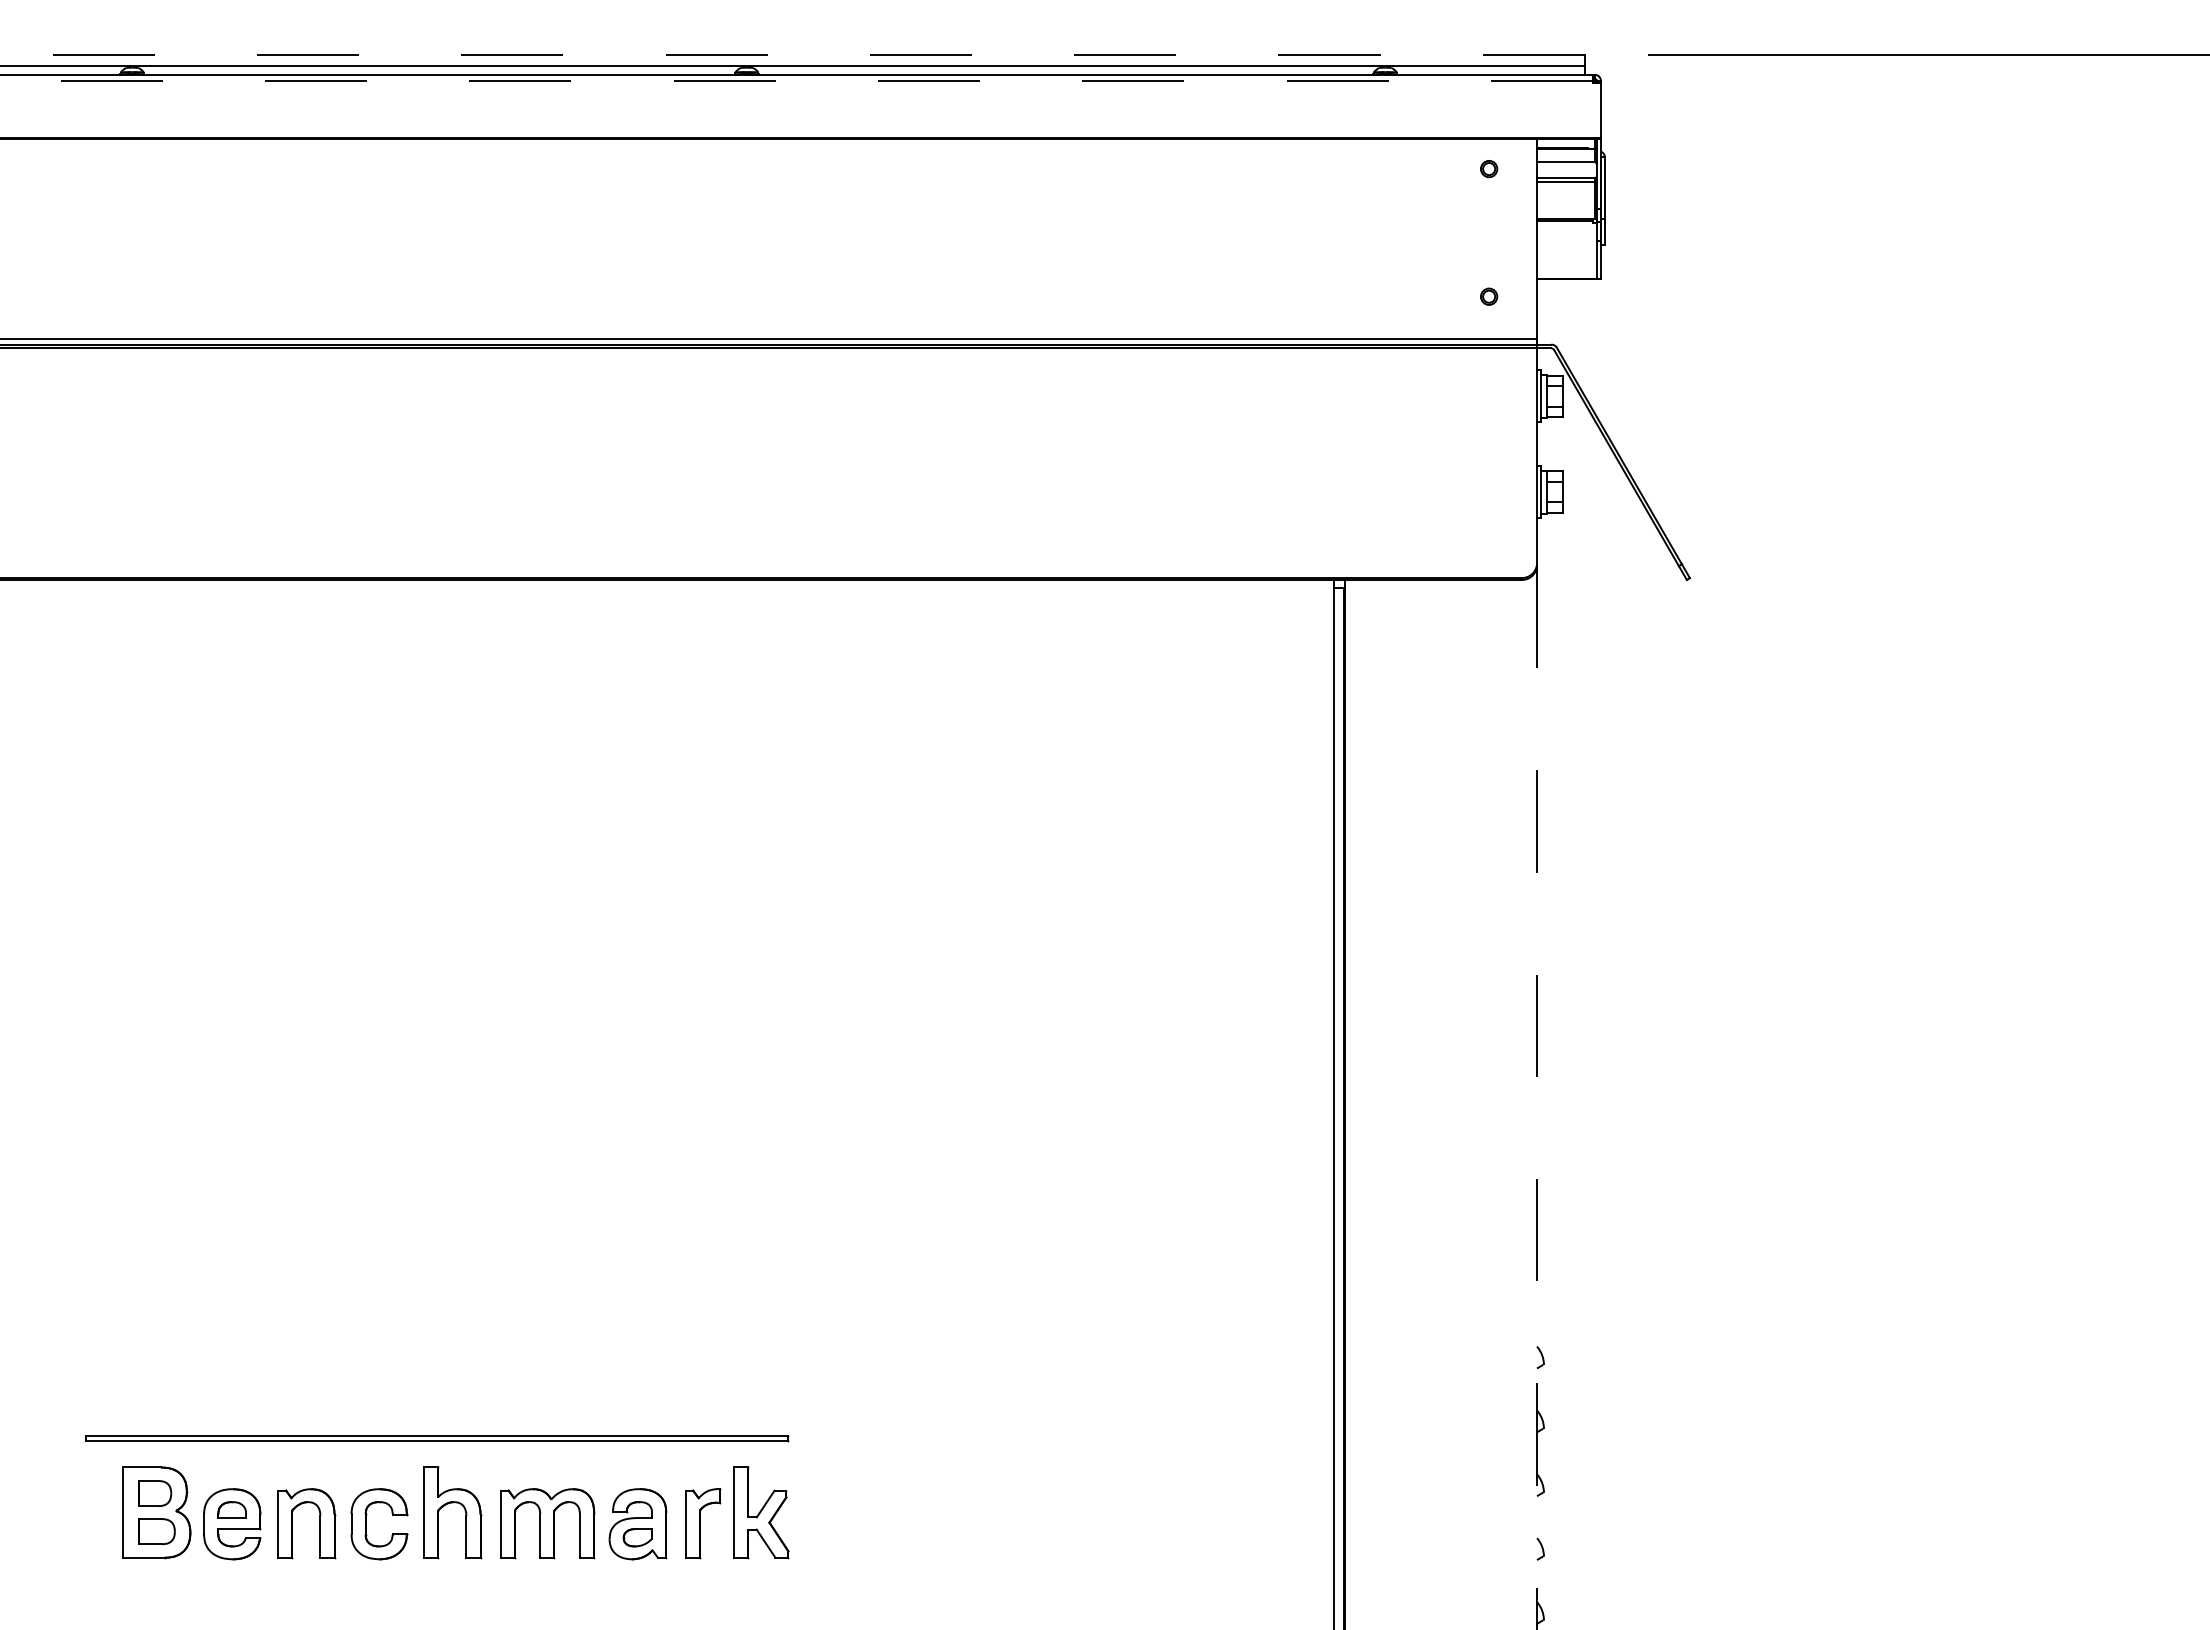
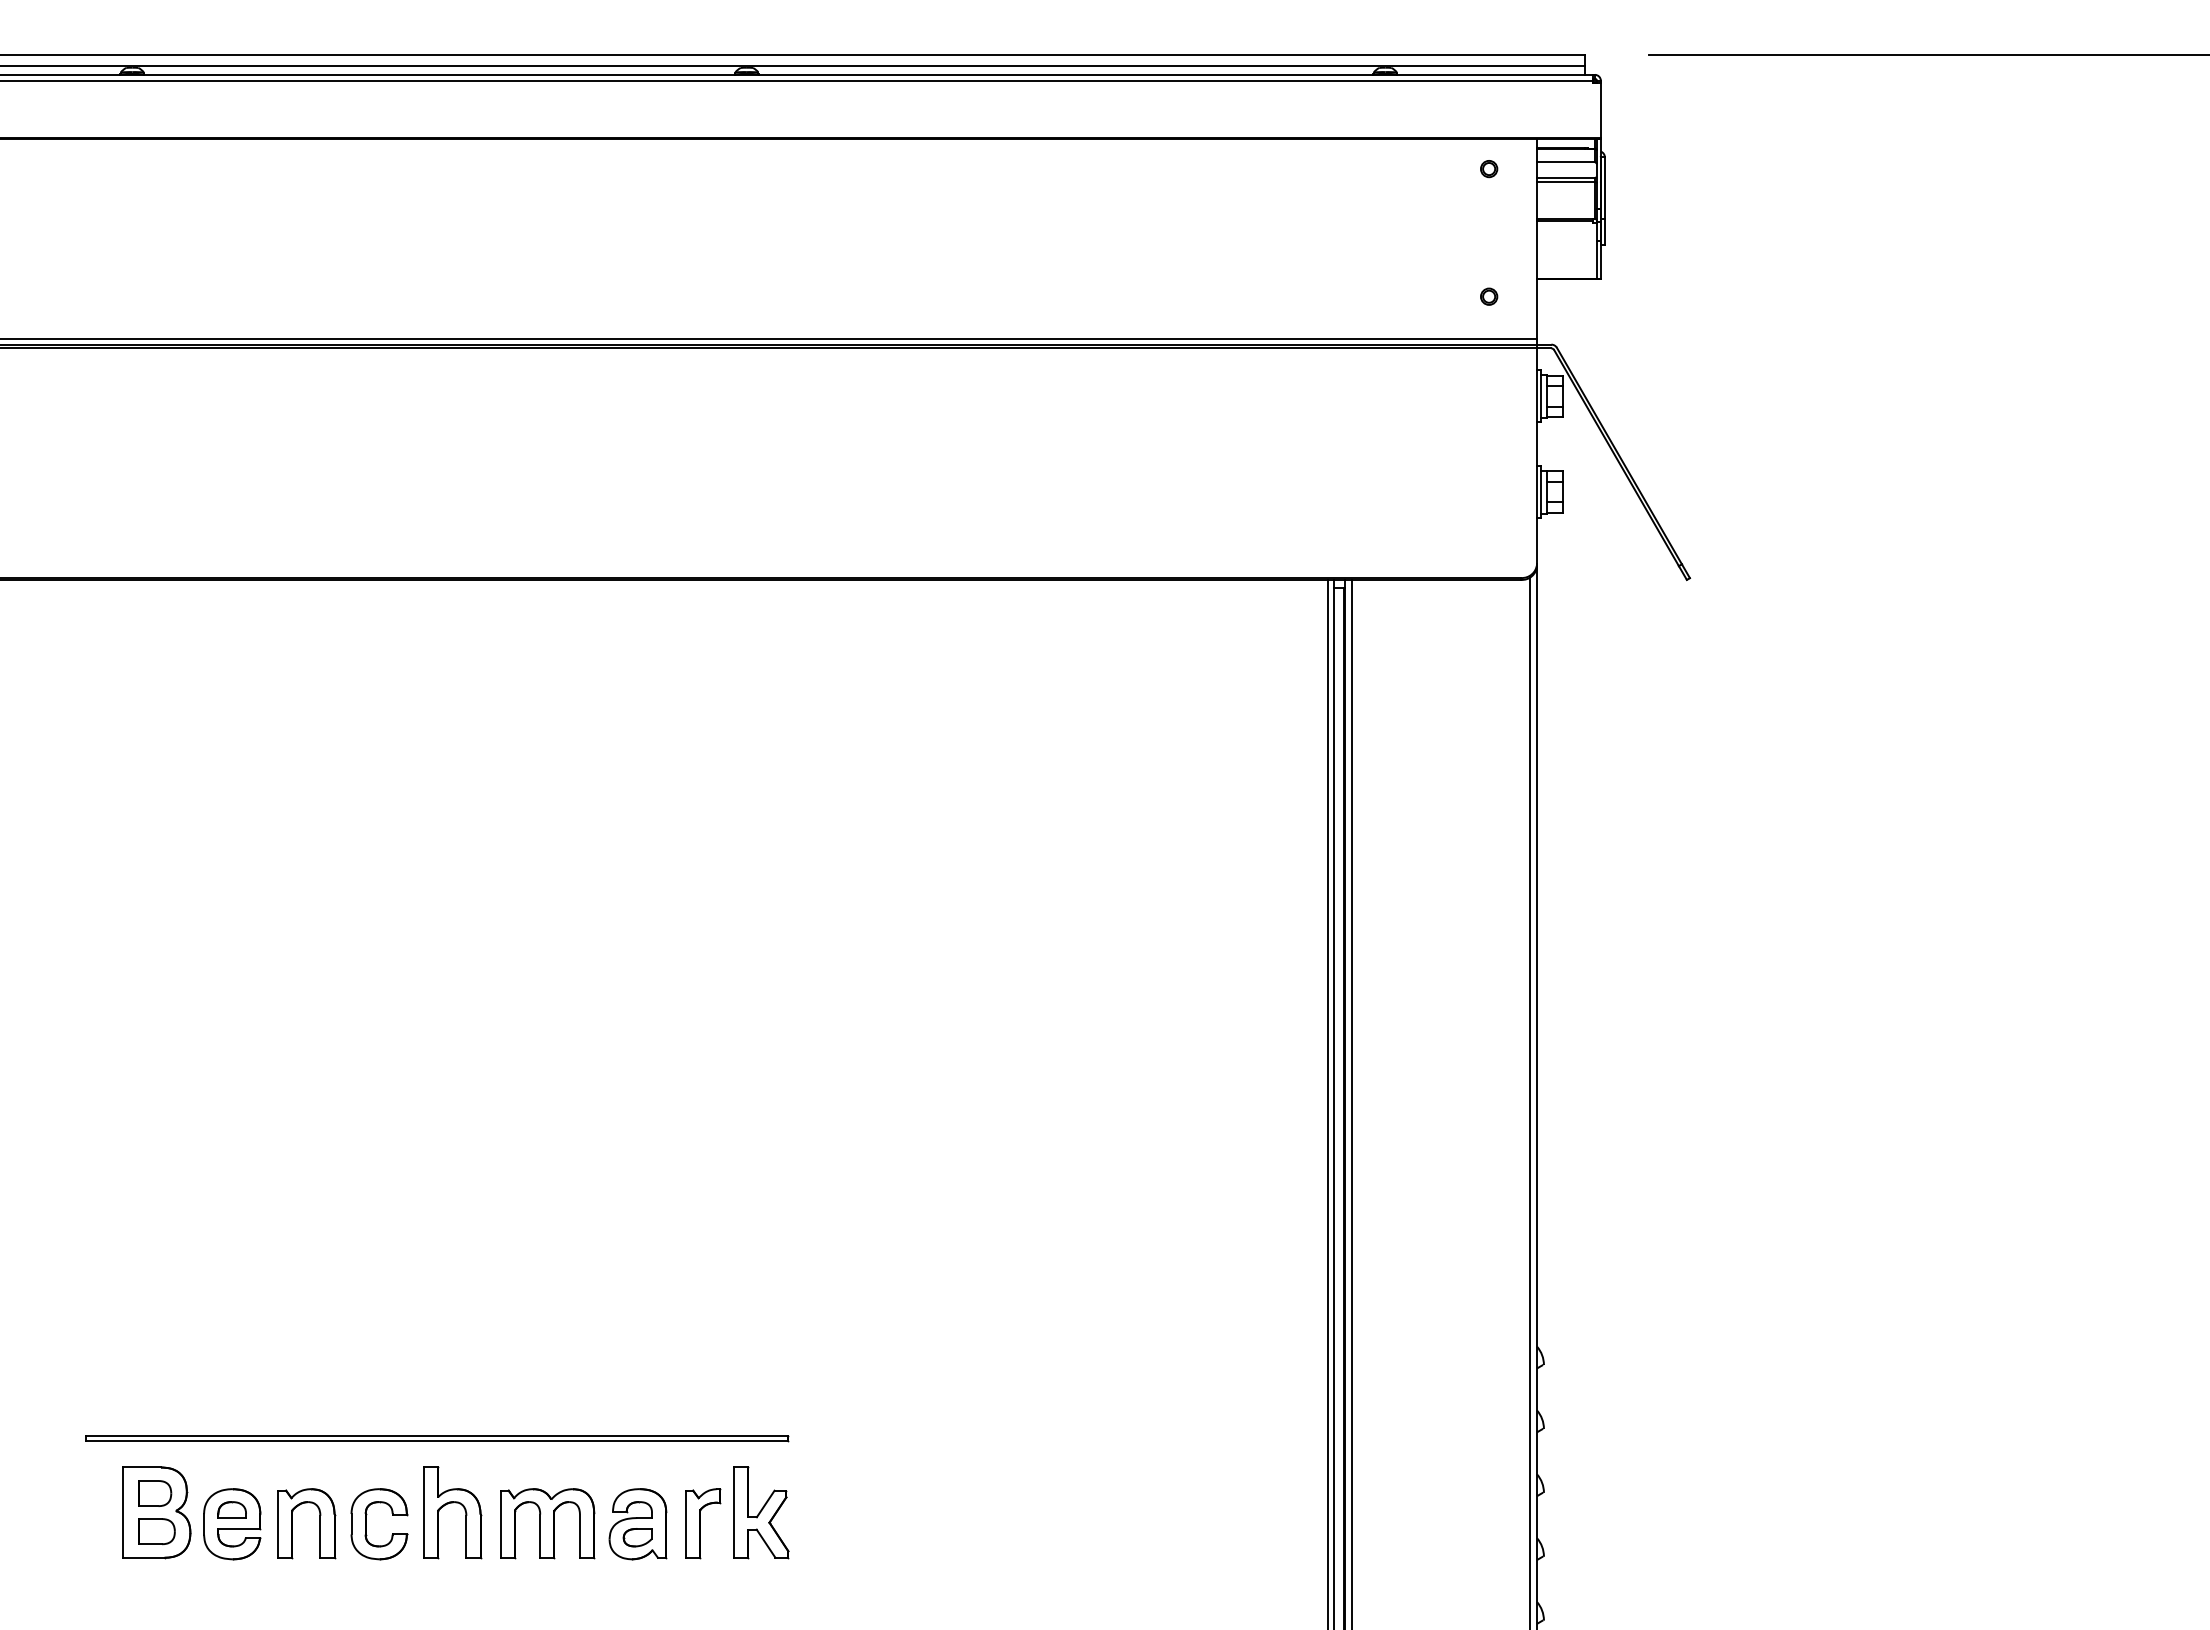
line: dashed -> solid (792, 54)
line: dashed -> solid (796, 80)
line: dashed -> solid (1537, 1098)
line: none -> present (1530, 1101)
line: none -> present (1327, 1102)
line: none -> present (1352, 1102)
